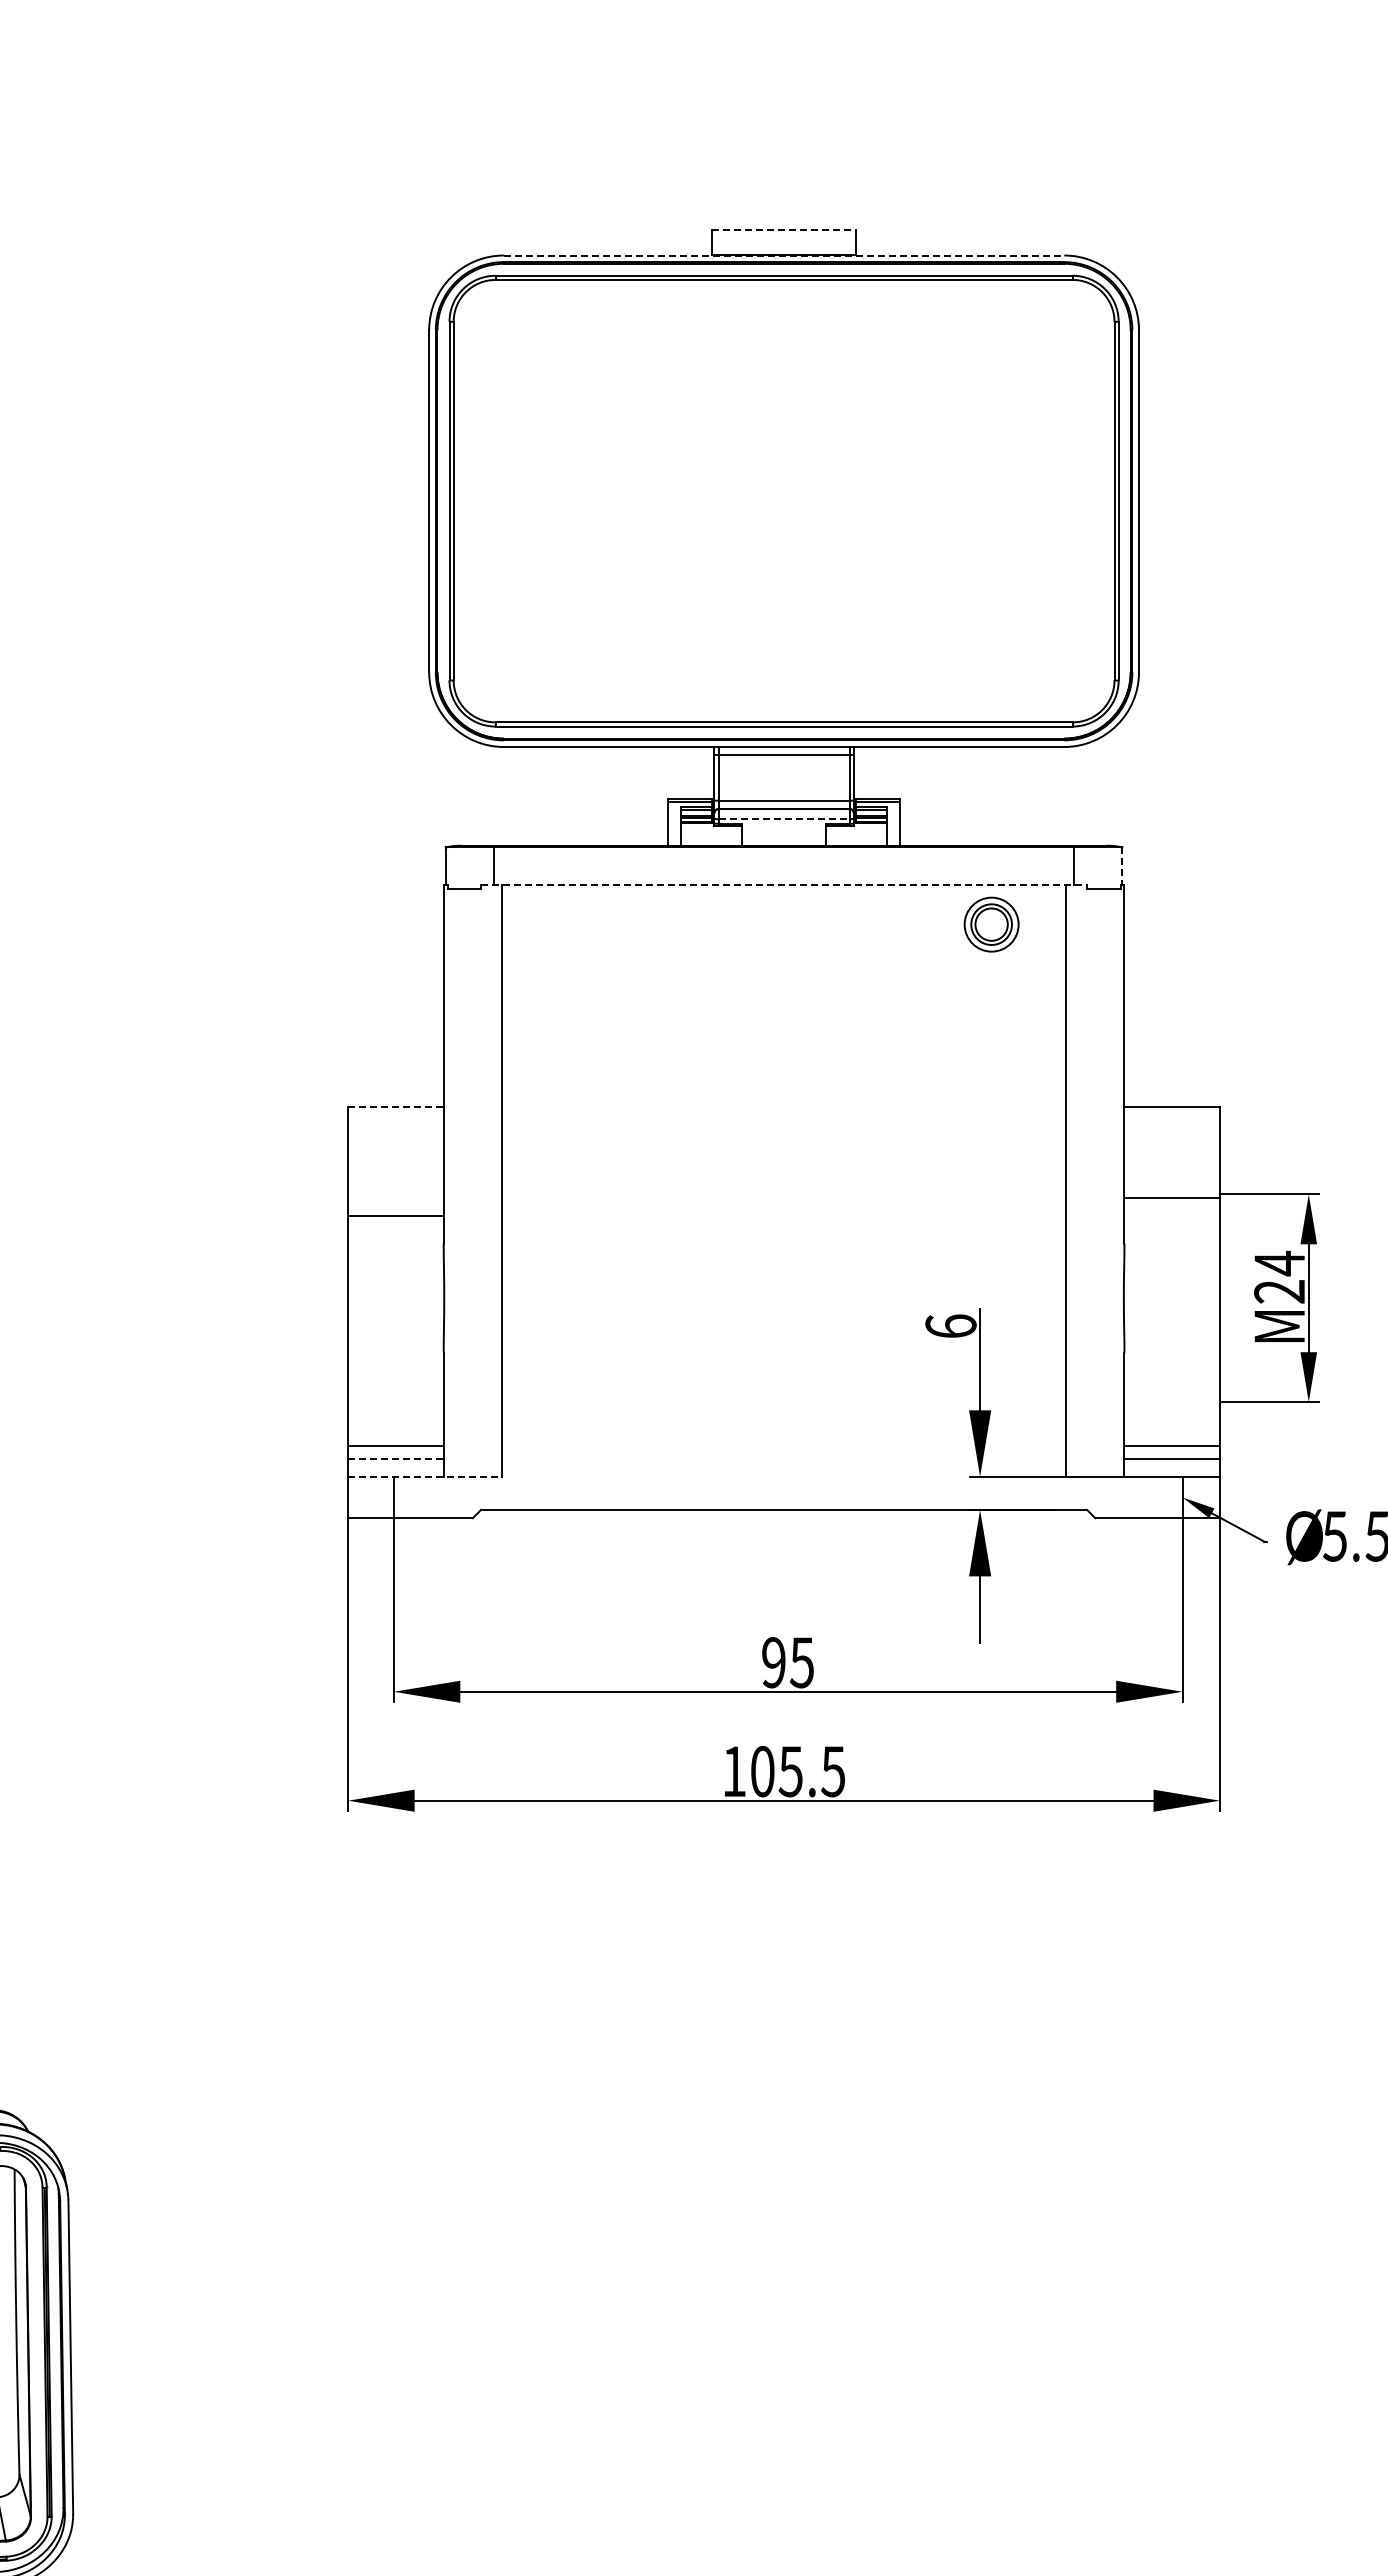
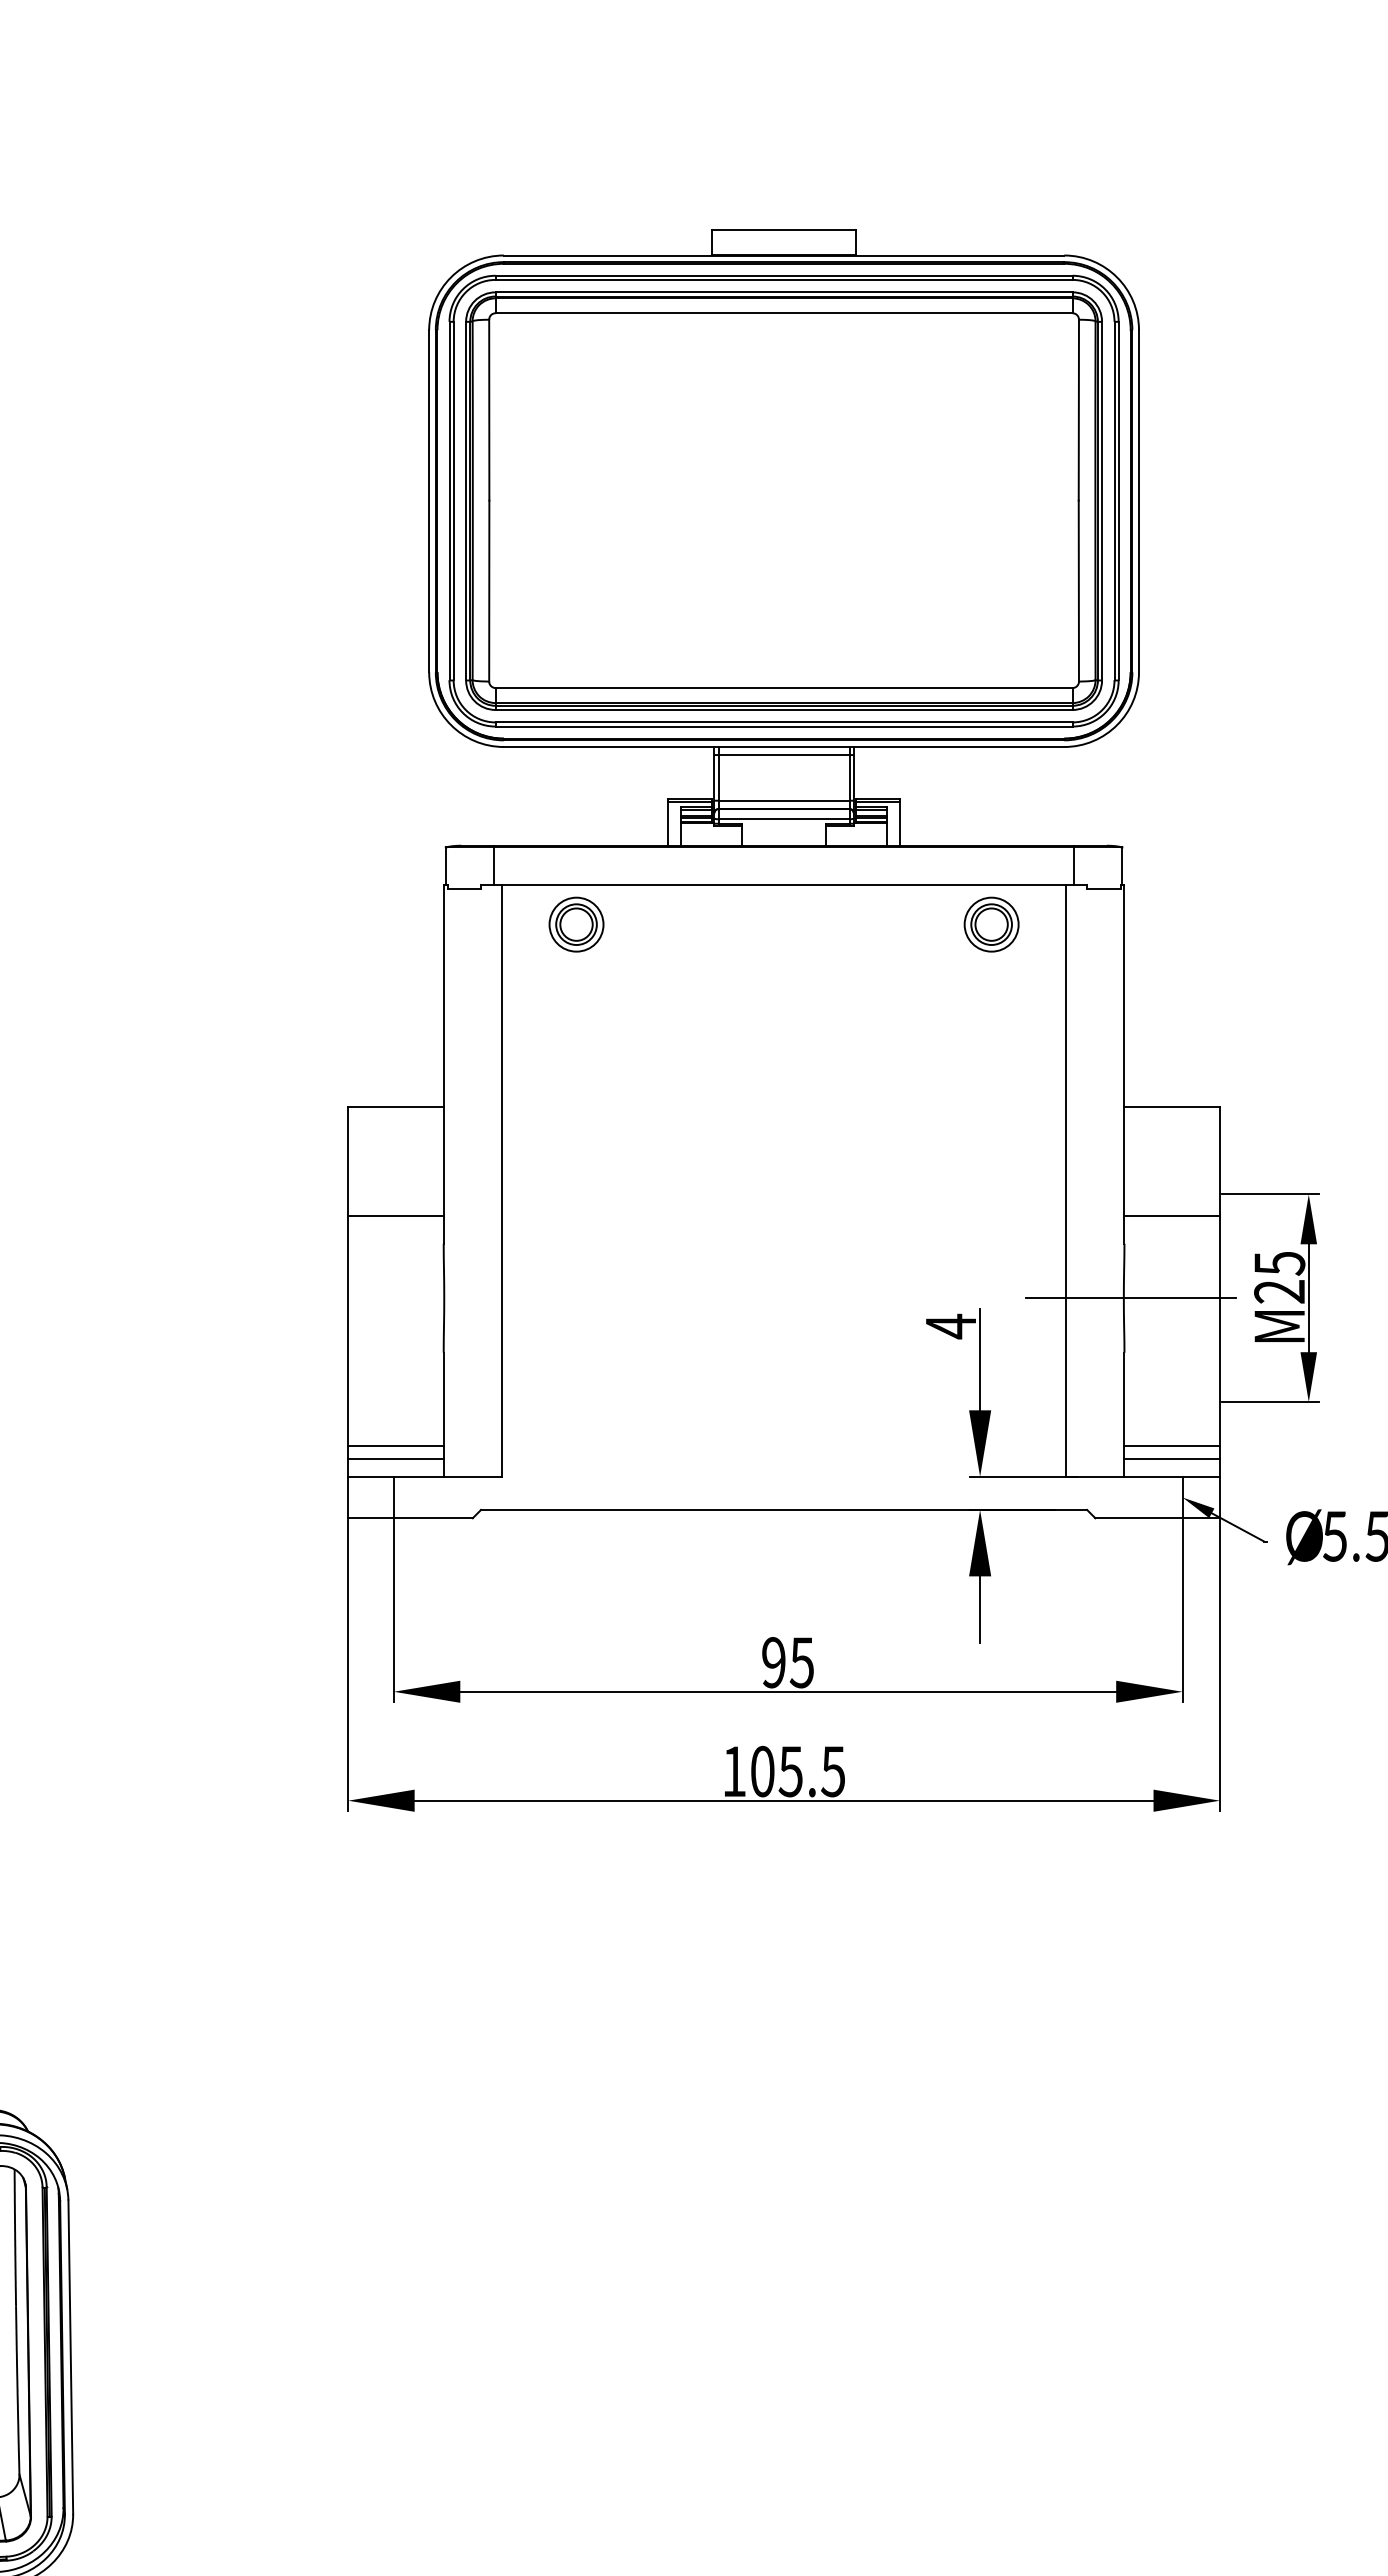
line: dashed -> solid (784, 230)
line: dashed -> solid (784, 255)
part: none -> present (783, 500)
line: dashed -> solid (784, 819)
line: dashed -> solid (1122, 866)
line: dashed -> solid (784, 884)
part: none -> present (576, 924)
line: dashed -> solid (395, 1107)
line position: (1171, 1197) -> (1171, 1215) (1171, 1215)
text: M24 -> M25 (1279, 1263)
line: none -> present (1131, 1298)
text: 6 -> 4 (950, 1326)
line: dashed -> solid (395, 1458)
line: dashed -> solid (425, 1476)
